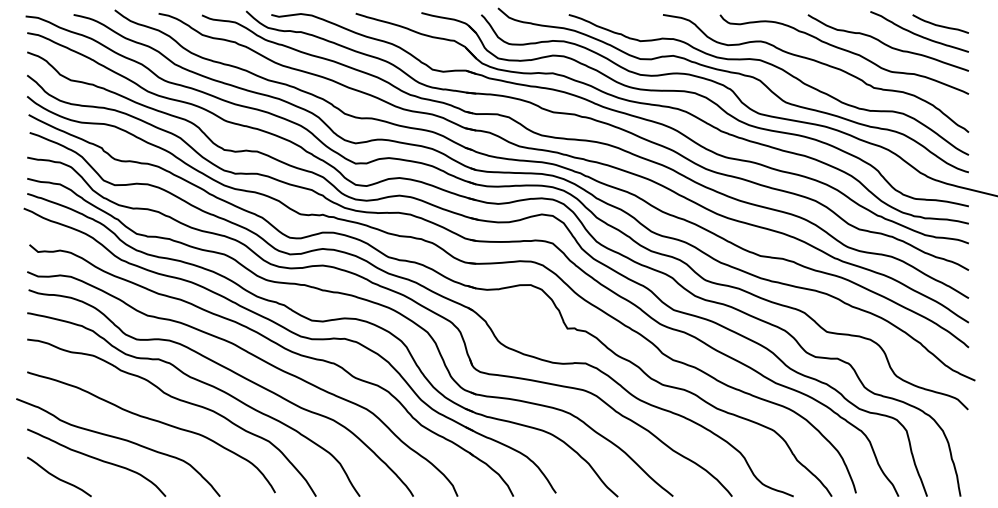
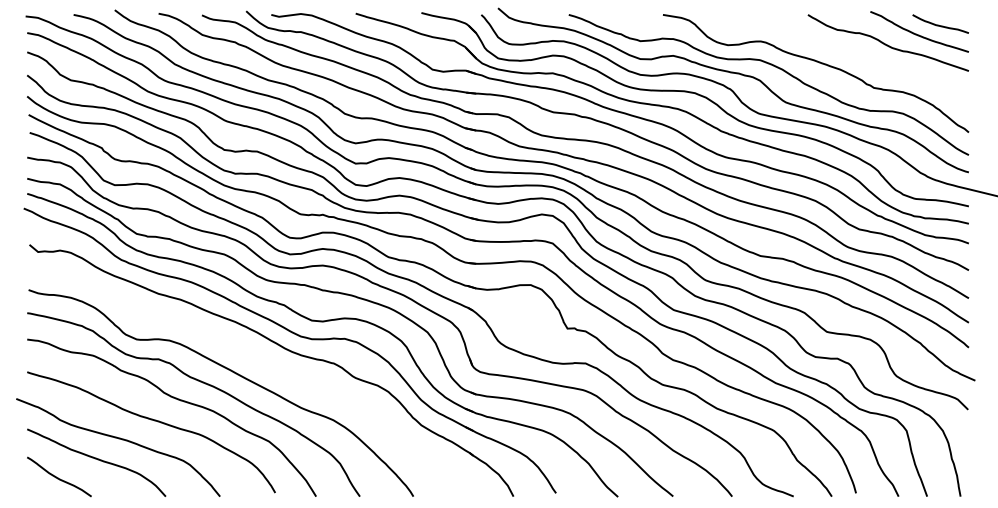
curve: present -> none (845, 51)
curve: present -> none (255, 357)
